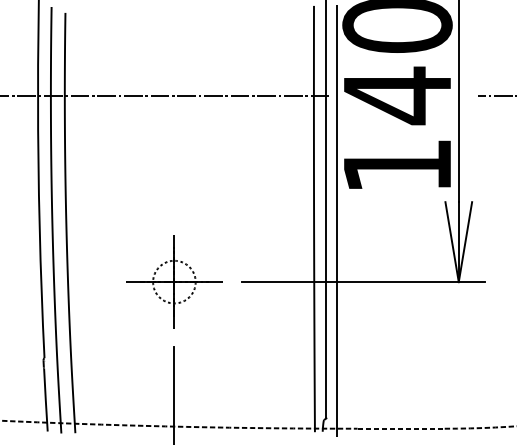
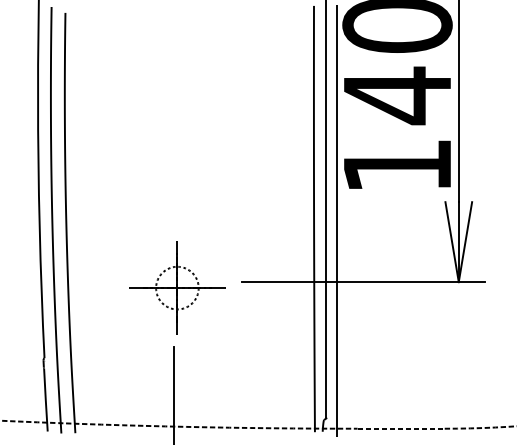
line: present -> none (165, 95)
line: present -> none (495, 95)
part position: (174, 281) -> (177, 287) (177, 287)
